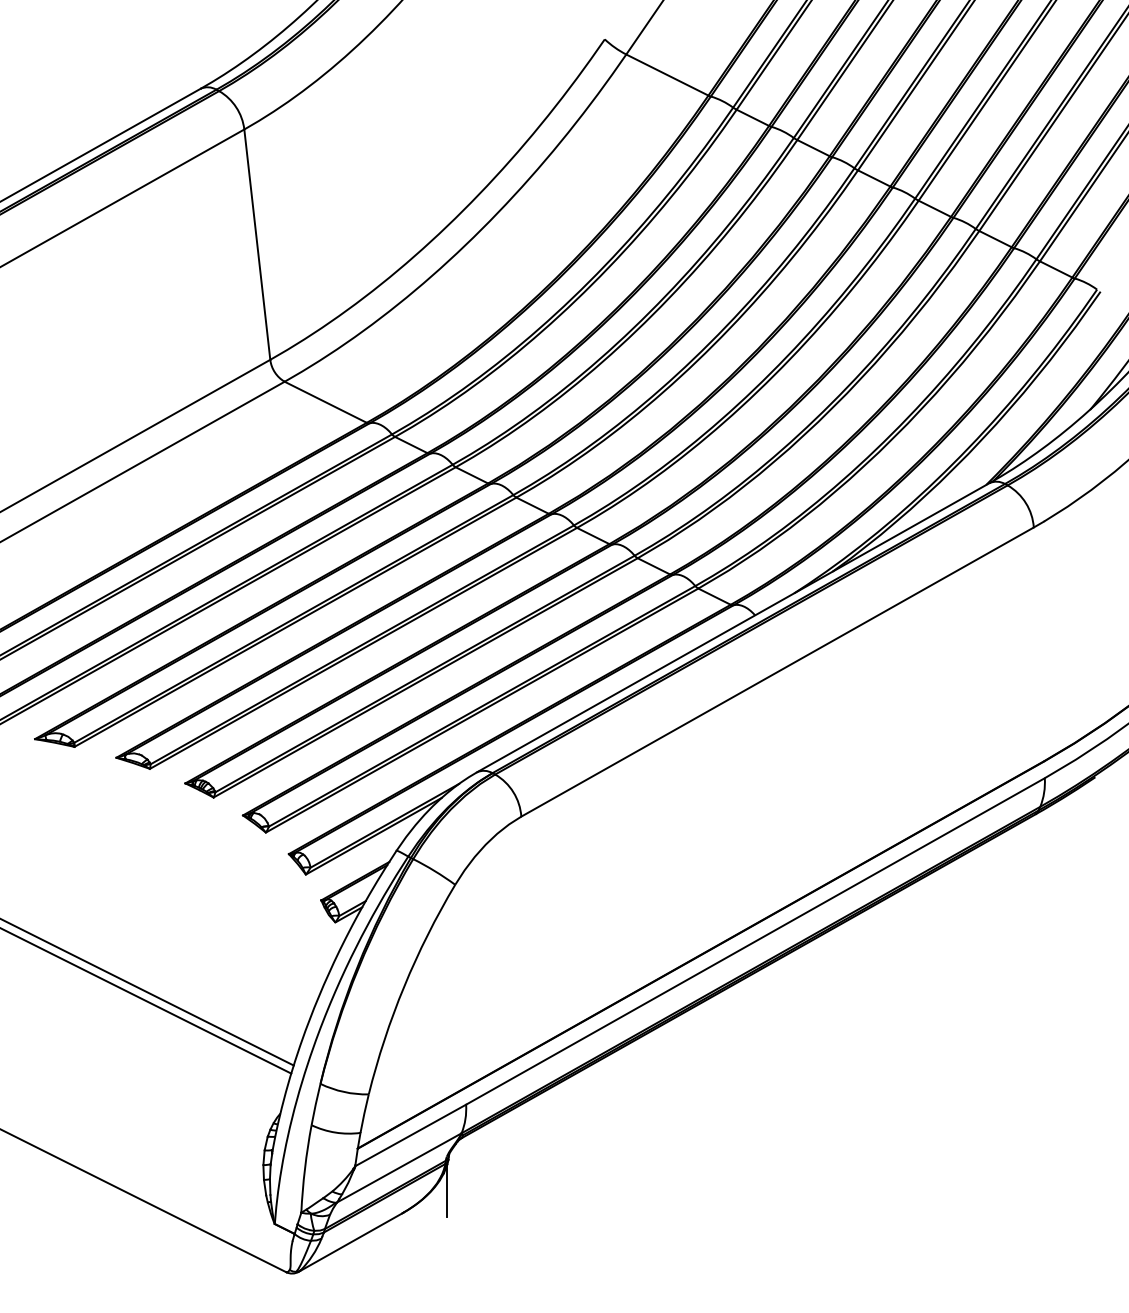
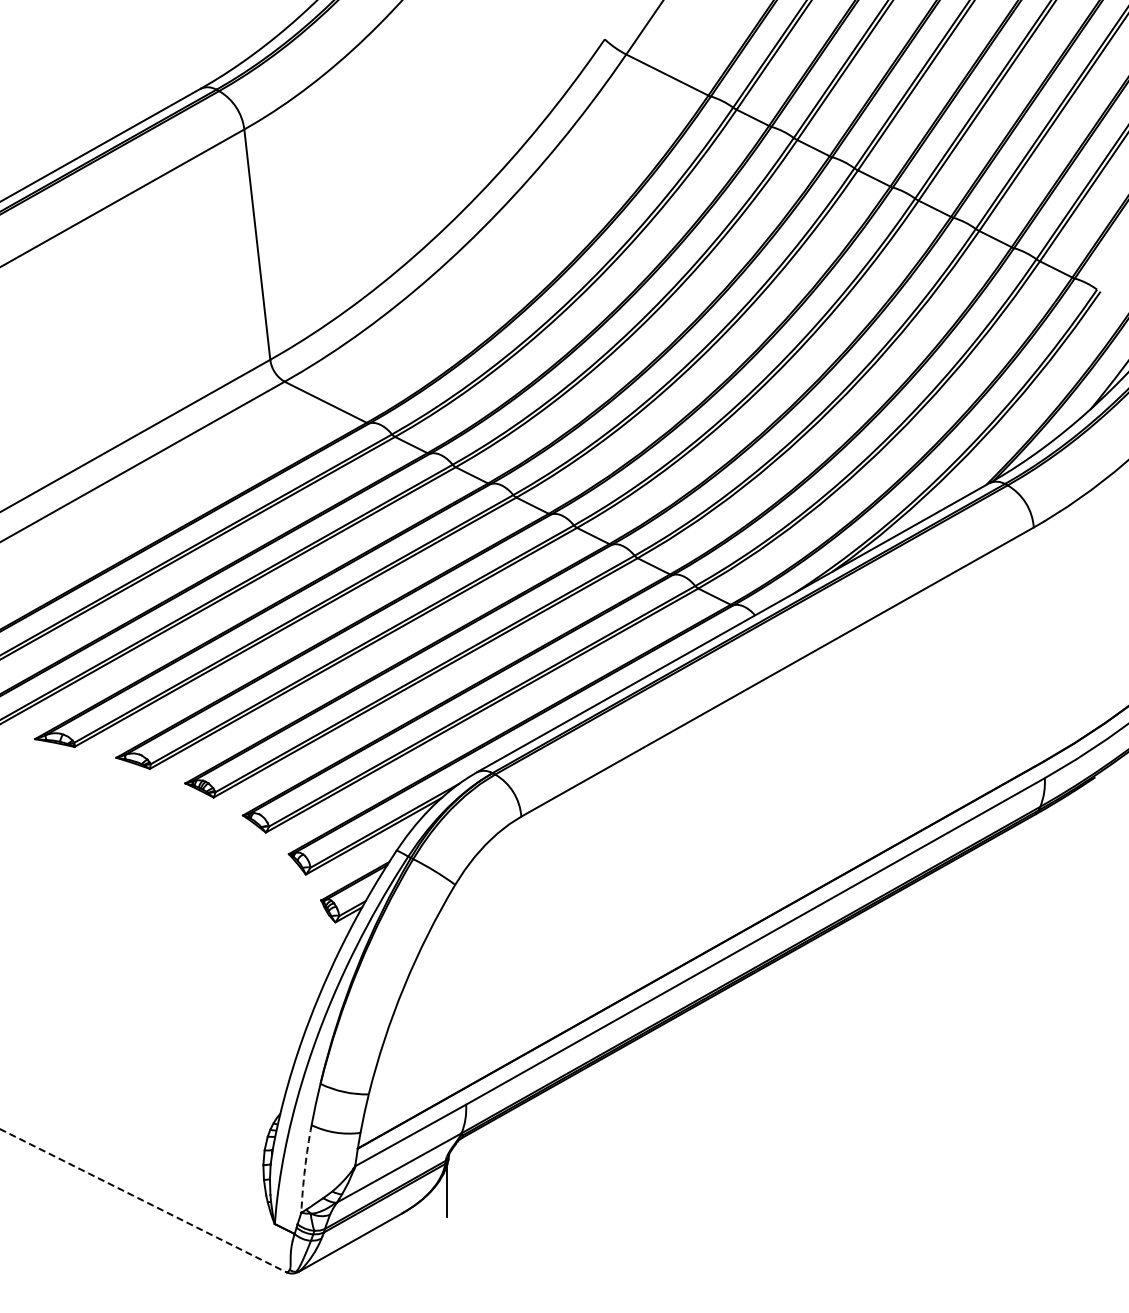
line: present -> none (147, 992)
line: present -> none (146, 1001)
arc: solid -> dashed (304, 1168)
line: solid -> dashed (143, 1200)
